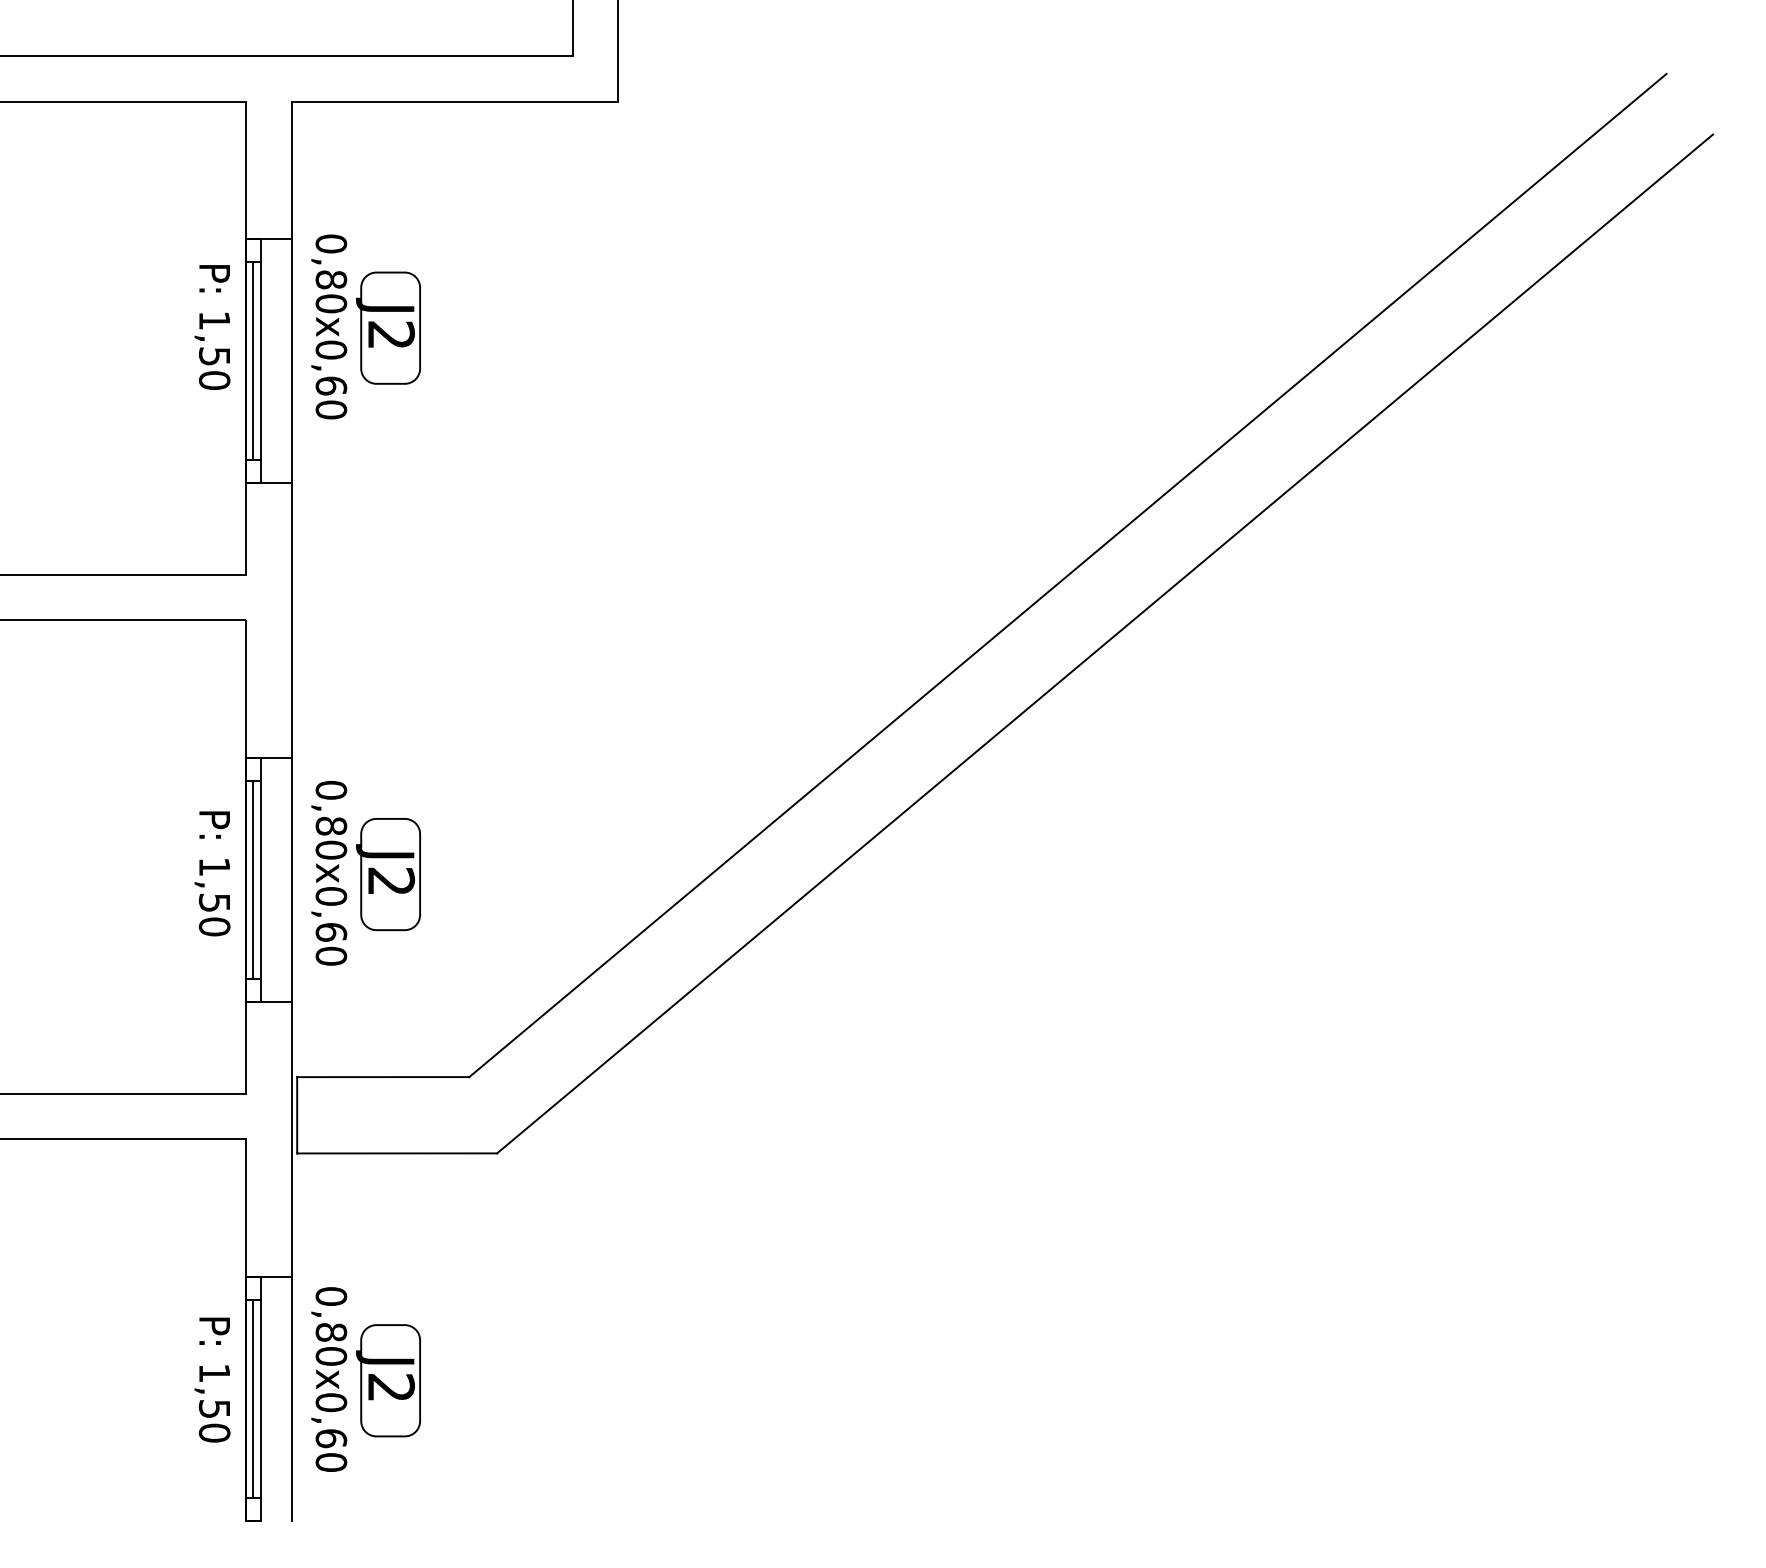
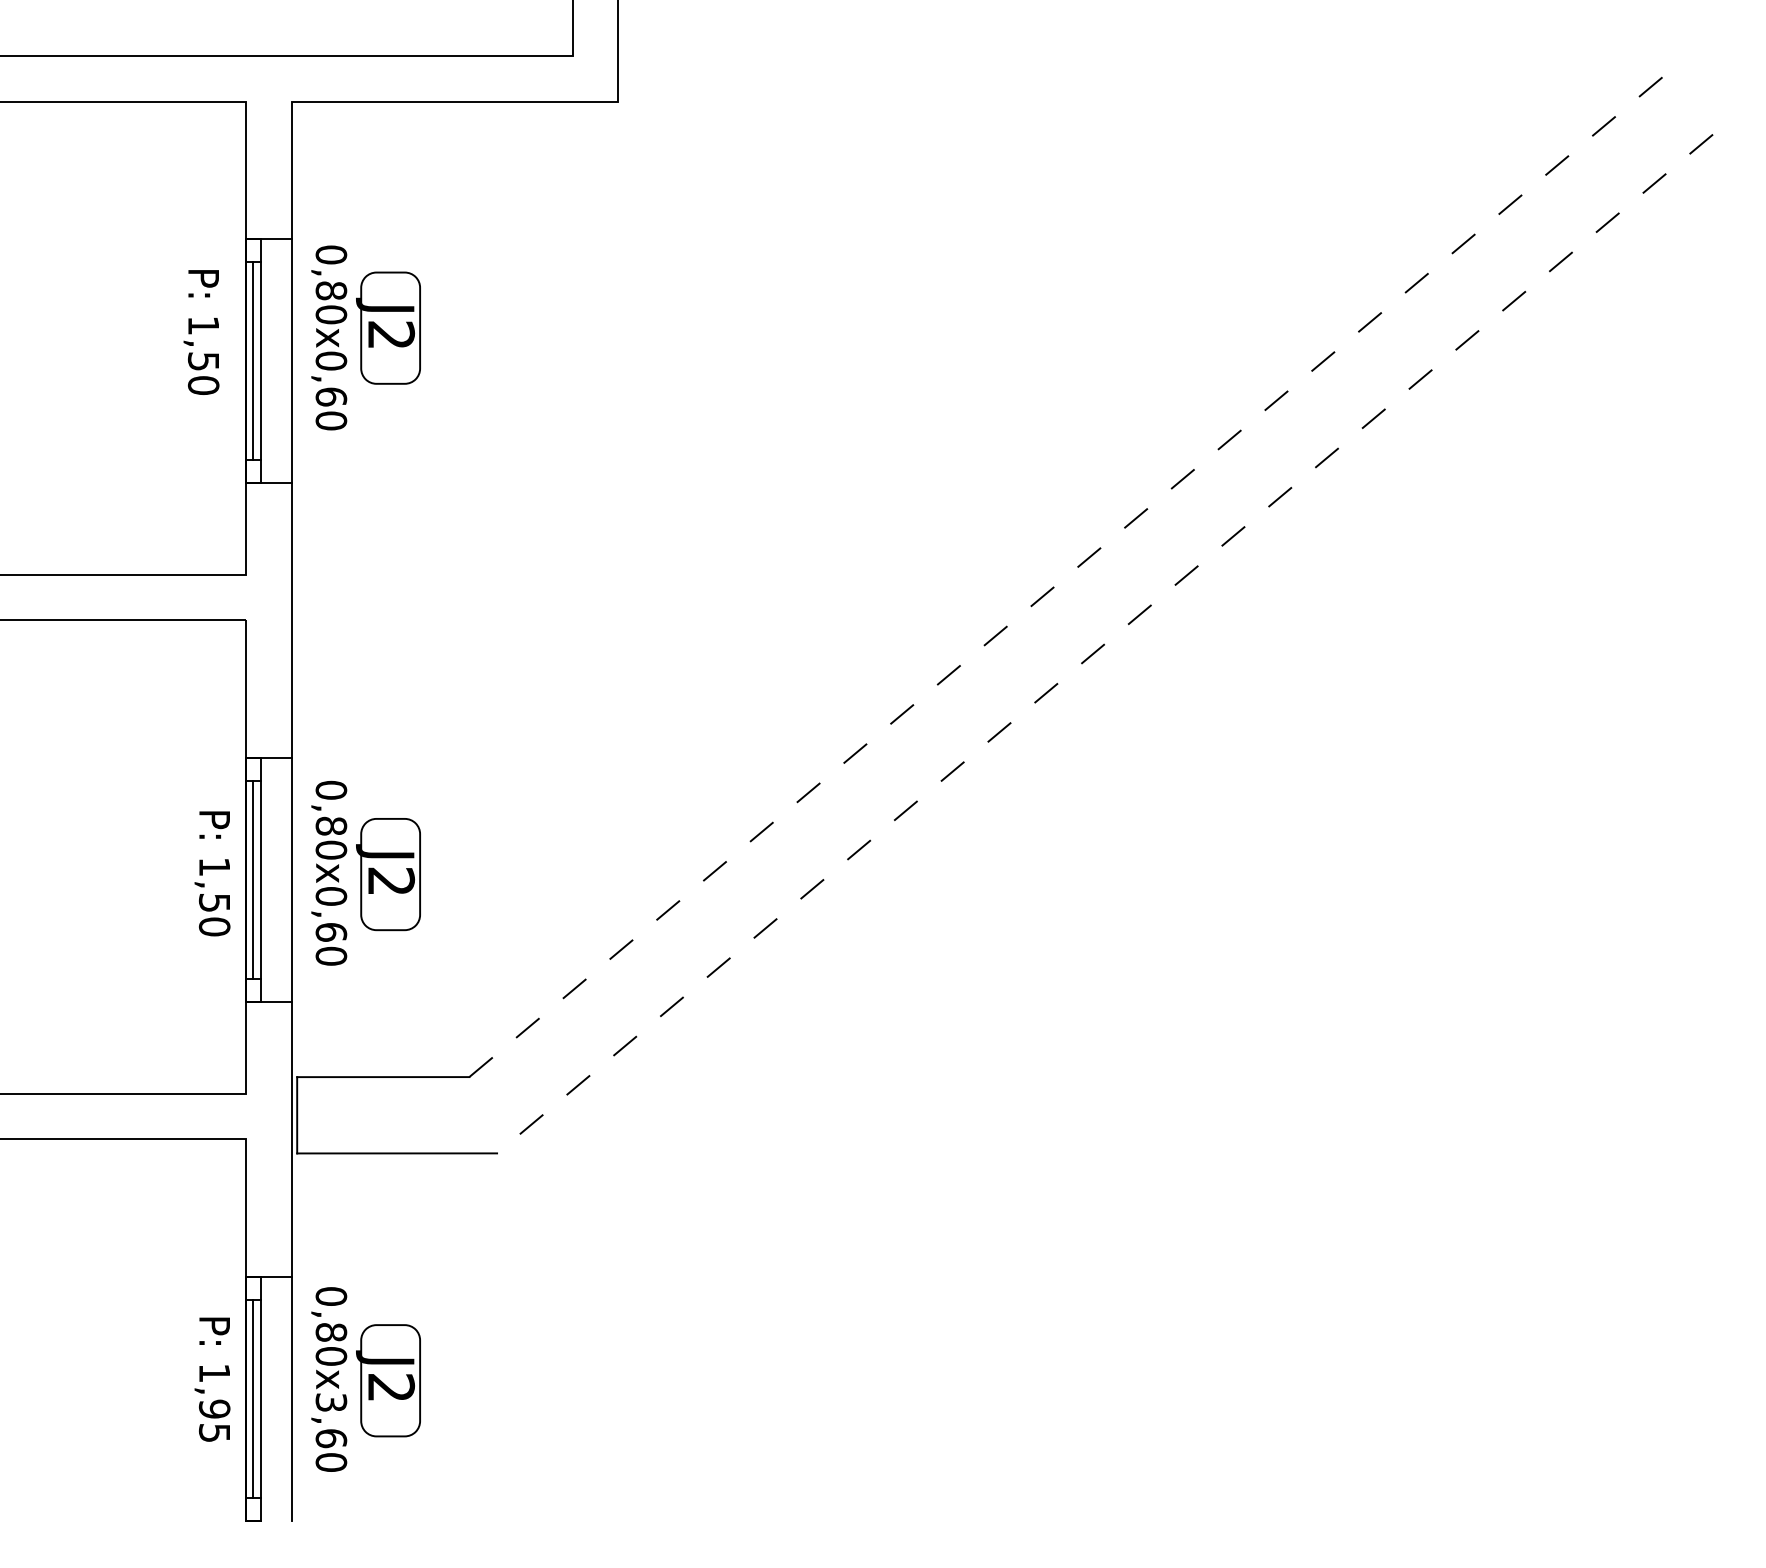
text position: (329, 326) -> (329, 337) (329, 337)
text position: (212, 327) -> (201, 332) (201, 332)
line: solid -> dashed (1067, 575)
line: solid -> dashed (1104, 644)
text: 0,80x0,60 -> 0,80x3,60 (331, 1402)
text: 1,50 -> 1,95 (214, 1420)
